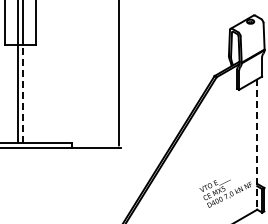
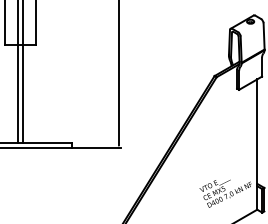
line: dashed -> solid (23, 94)
line: dashed -> solid (257, 145)
